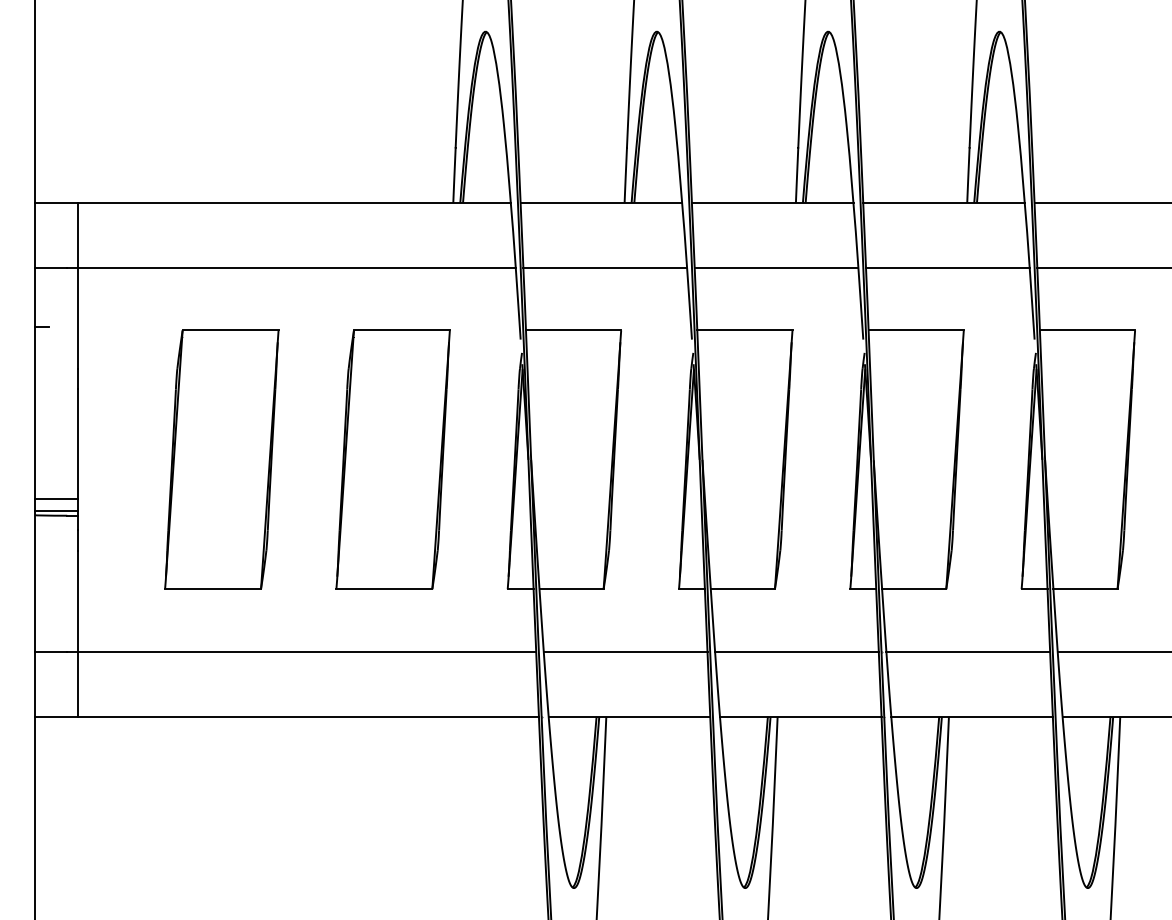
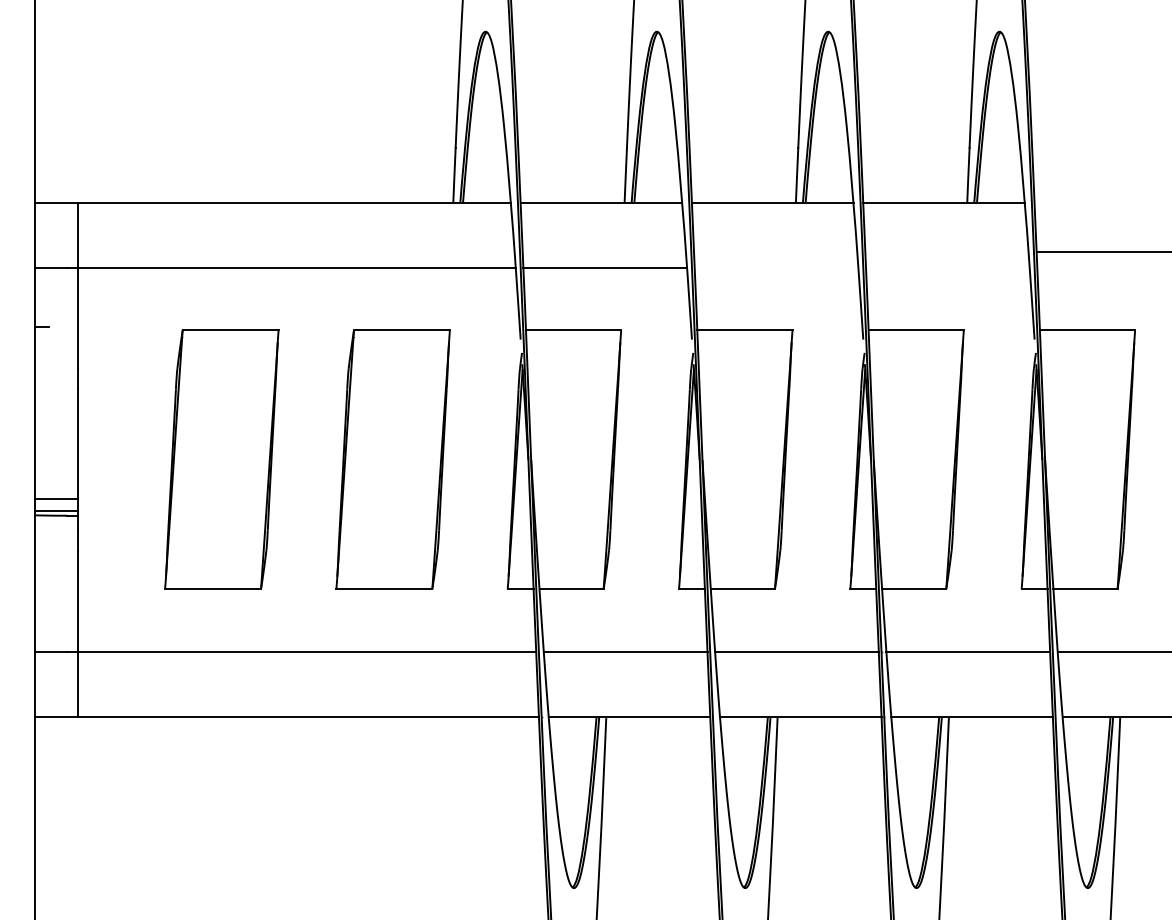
line: present -> none (1101, 202)
line: present -> none (776, 268)
line: present -> none (947, 268)
line position: (1102, 268) -> (1102, 252) (1102, 252)
